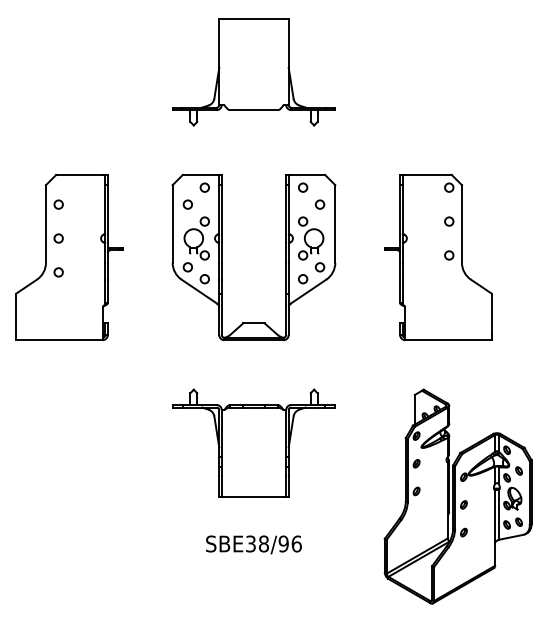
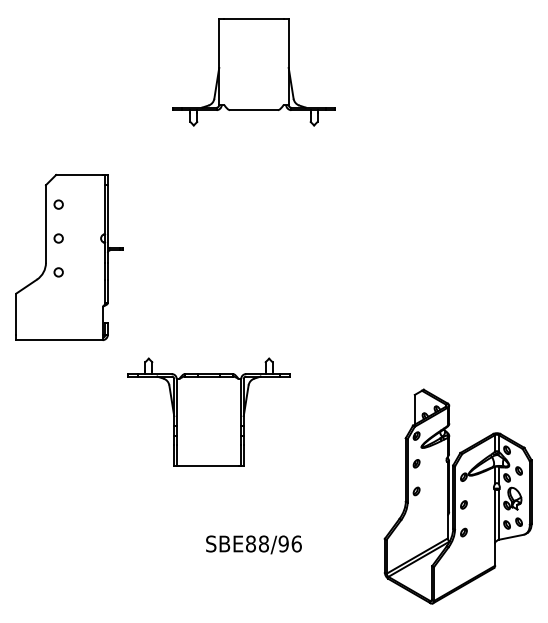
part: present -> none (222, 257)
part: present -> none (438, 257)
part position: (253, 442) -> (208, 411) (208, 411)
text: SBE38/96 -> SBE88/96 (250, 543)
